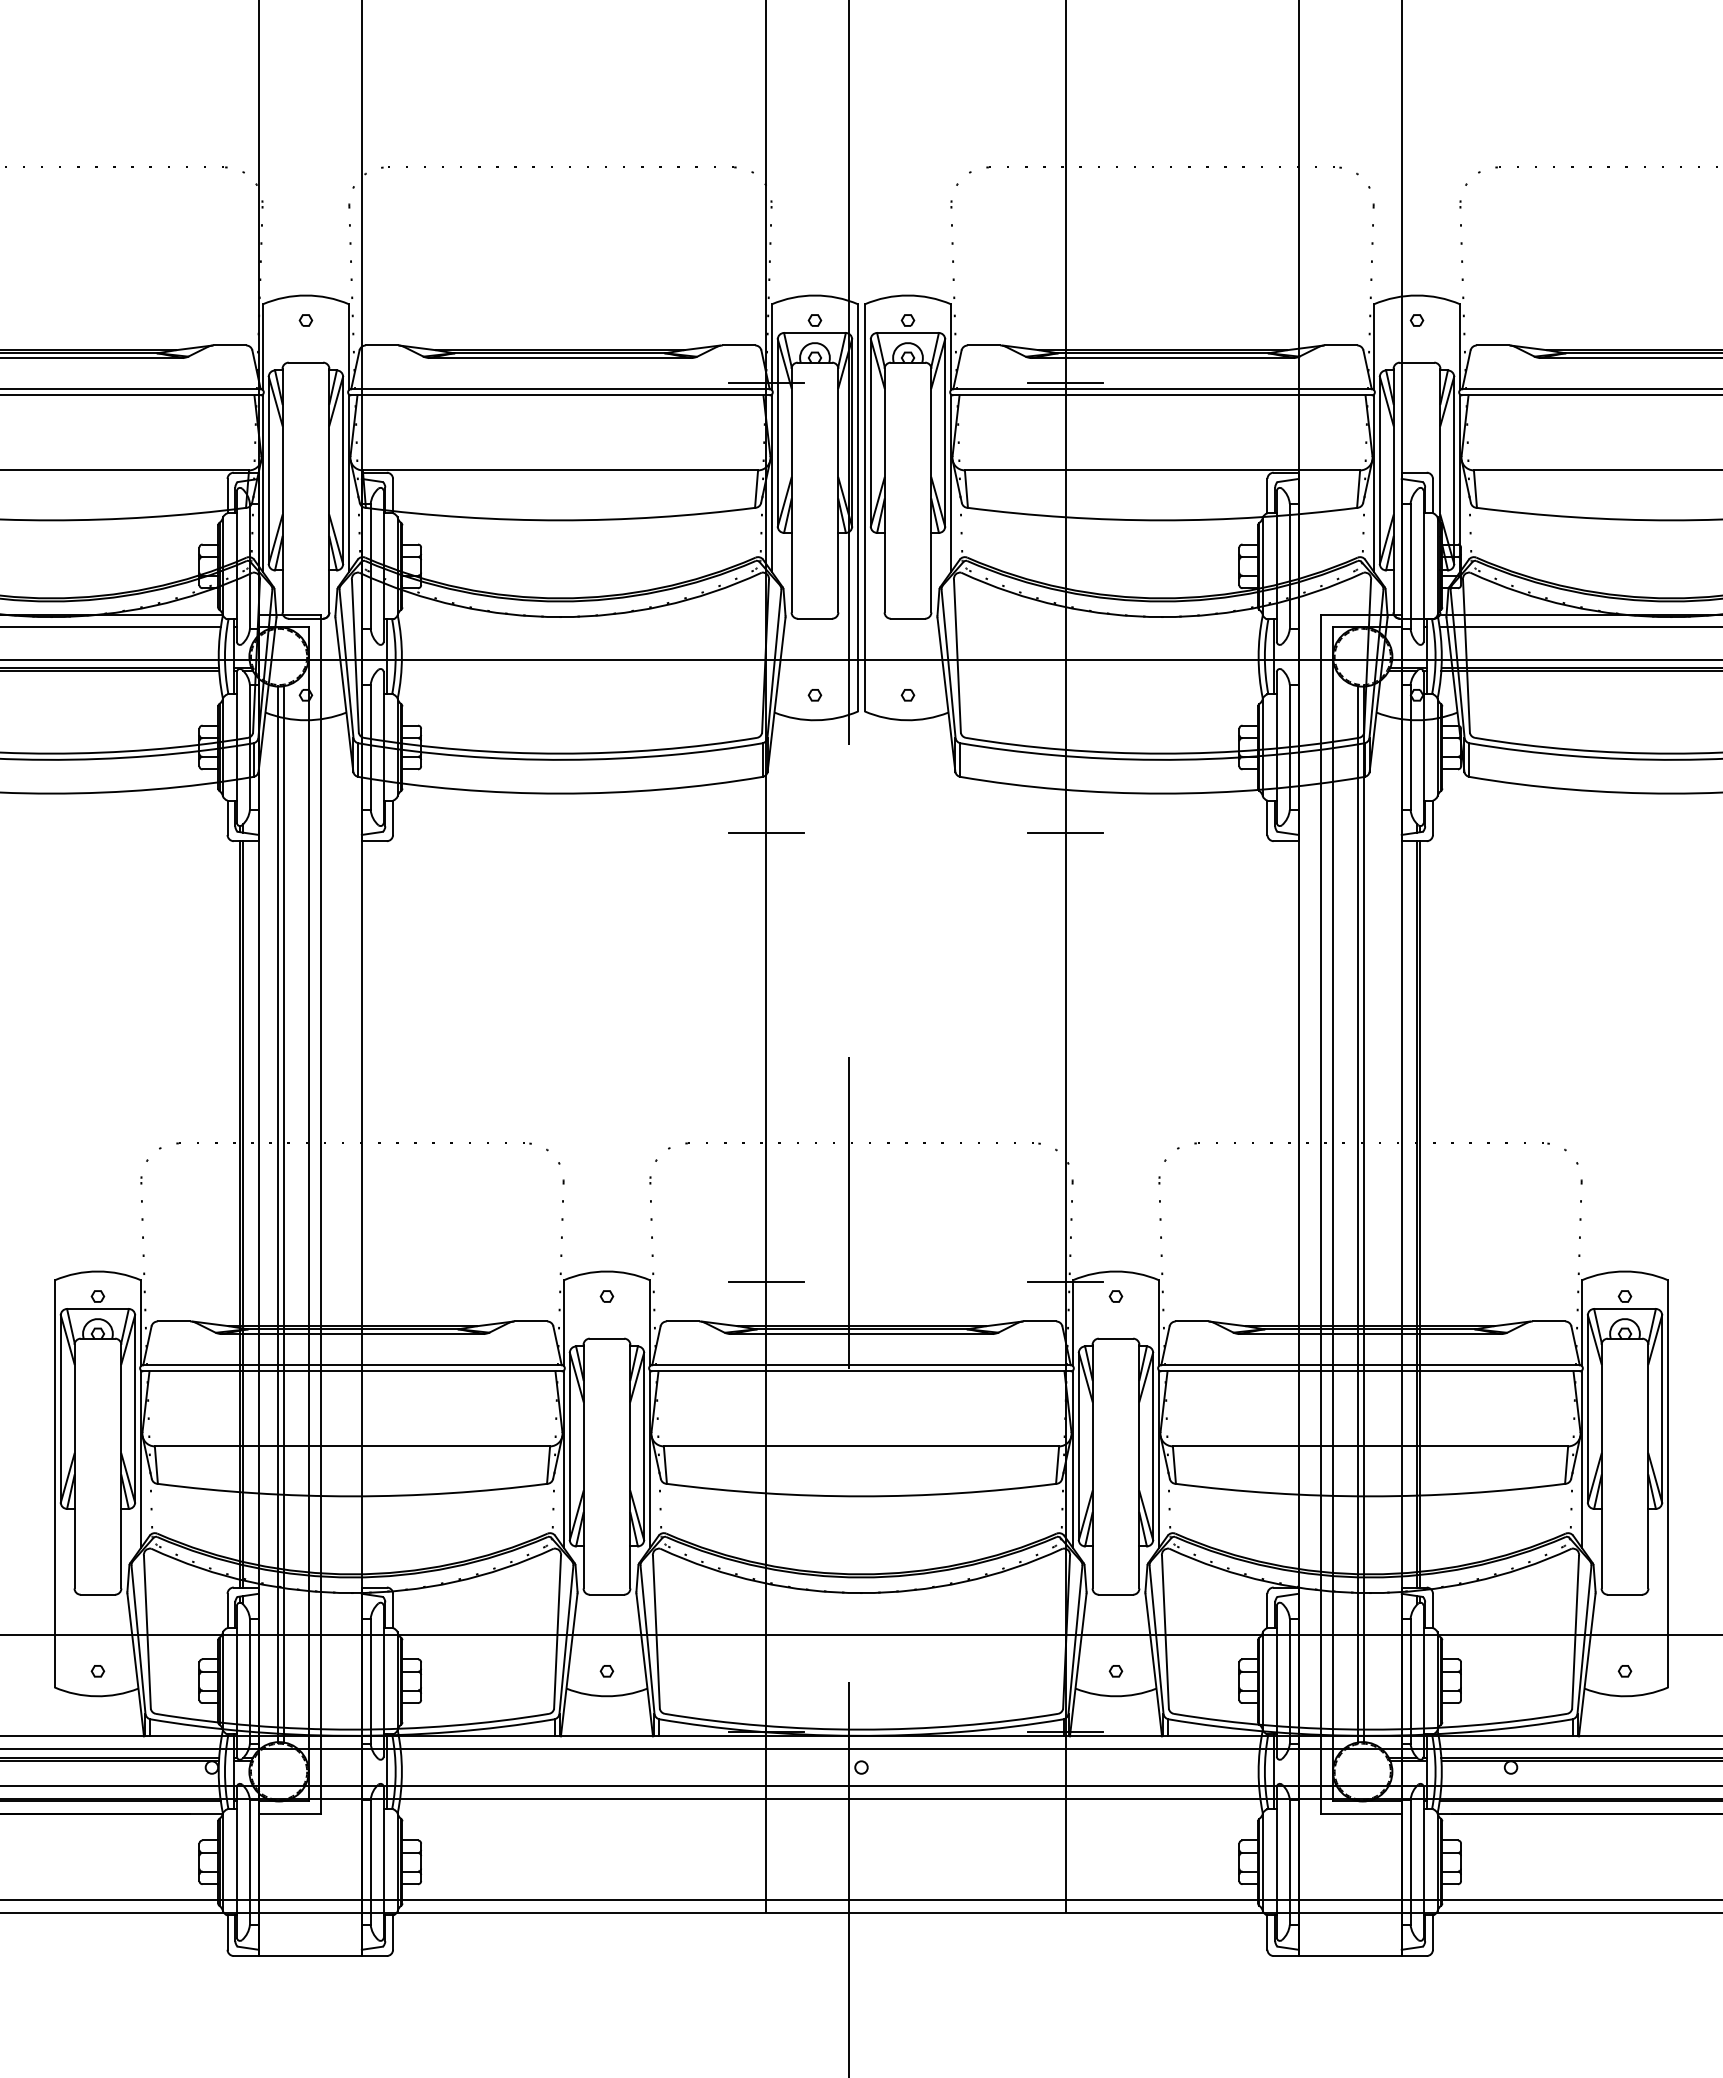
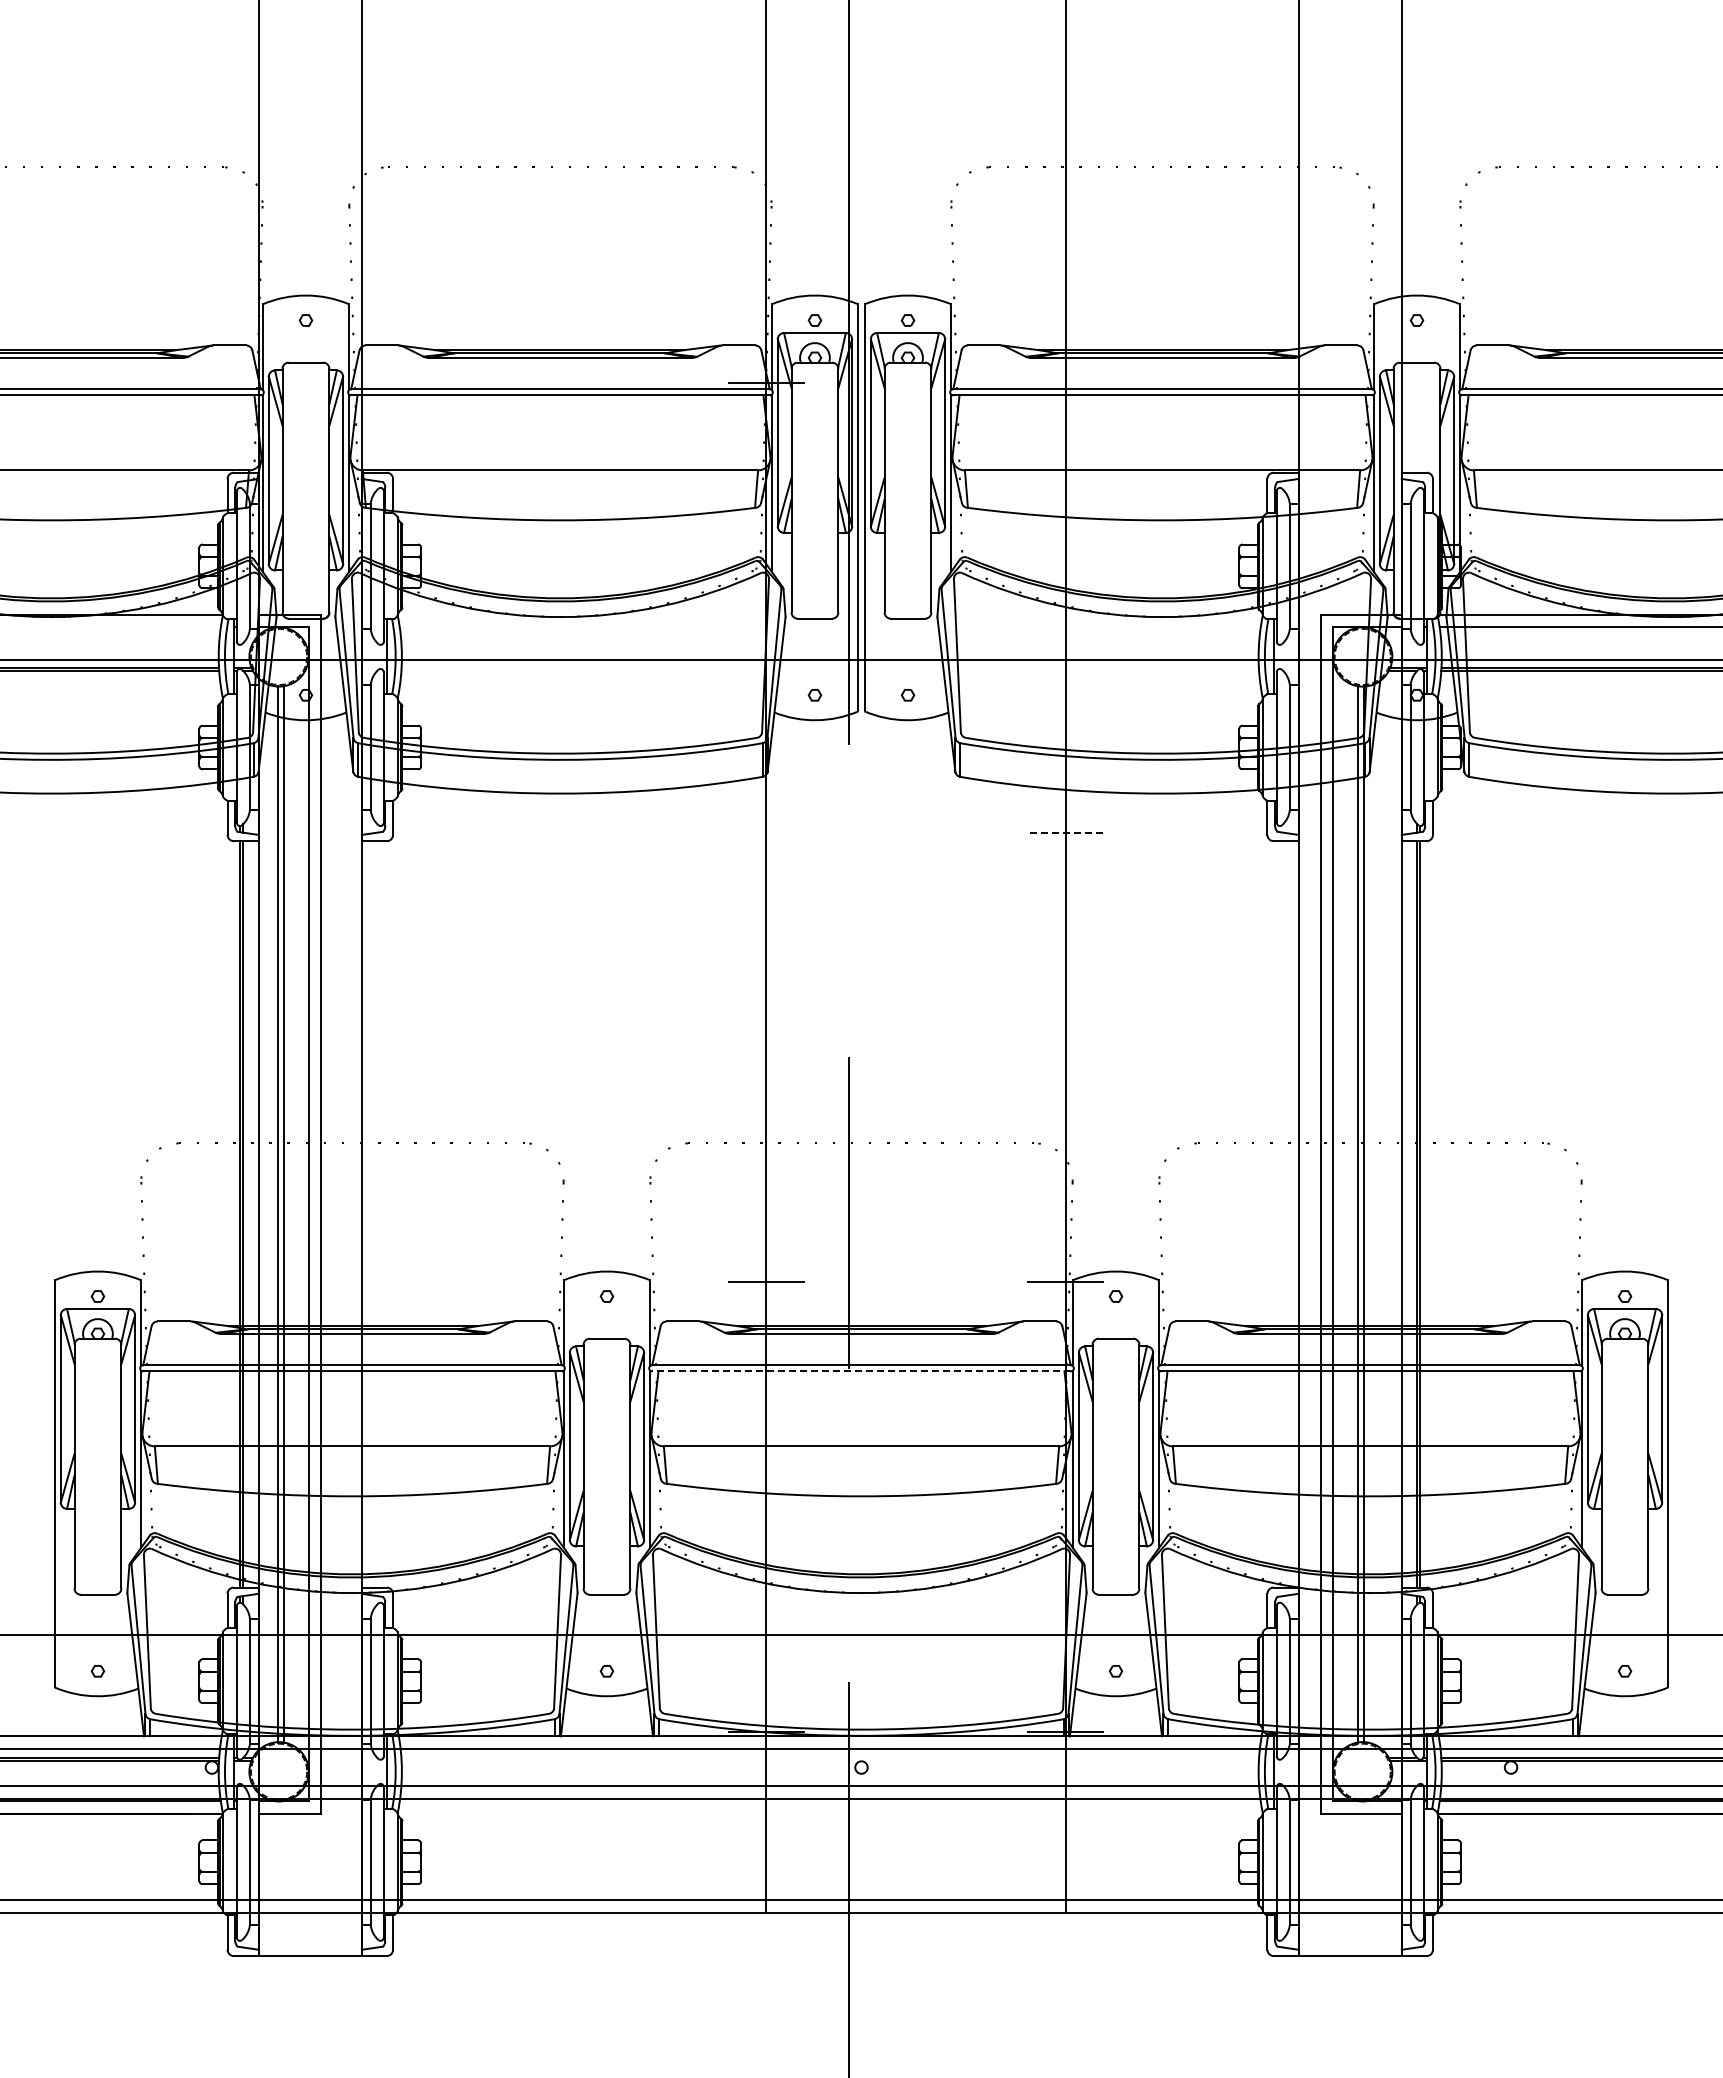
line: present -> none (1065, 383)
line: present -> none (111, 627)
line: present -> none (765, 832)
line: solid -> dashed (1065, 832)
line: solid -> dashed (861, 1371)
